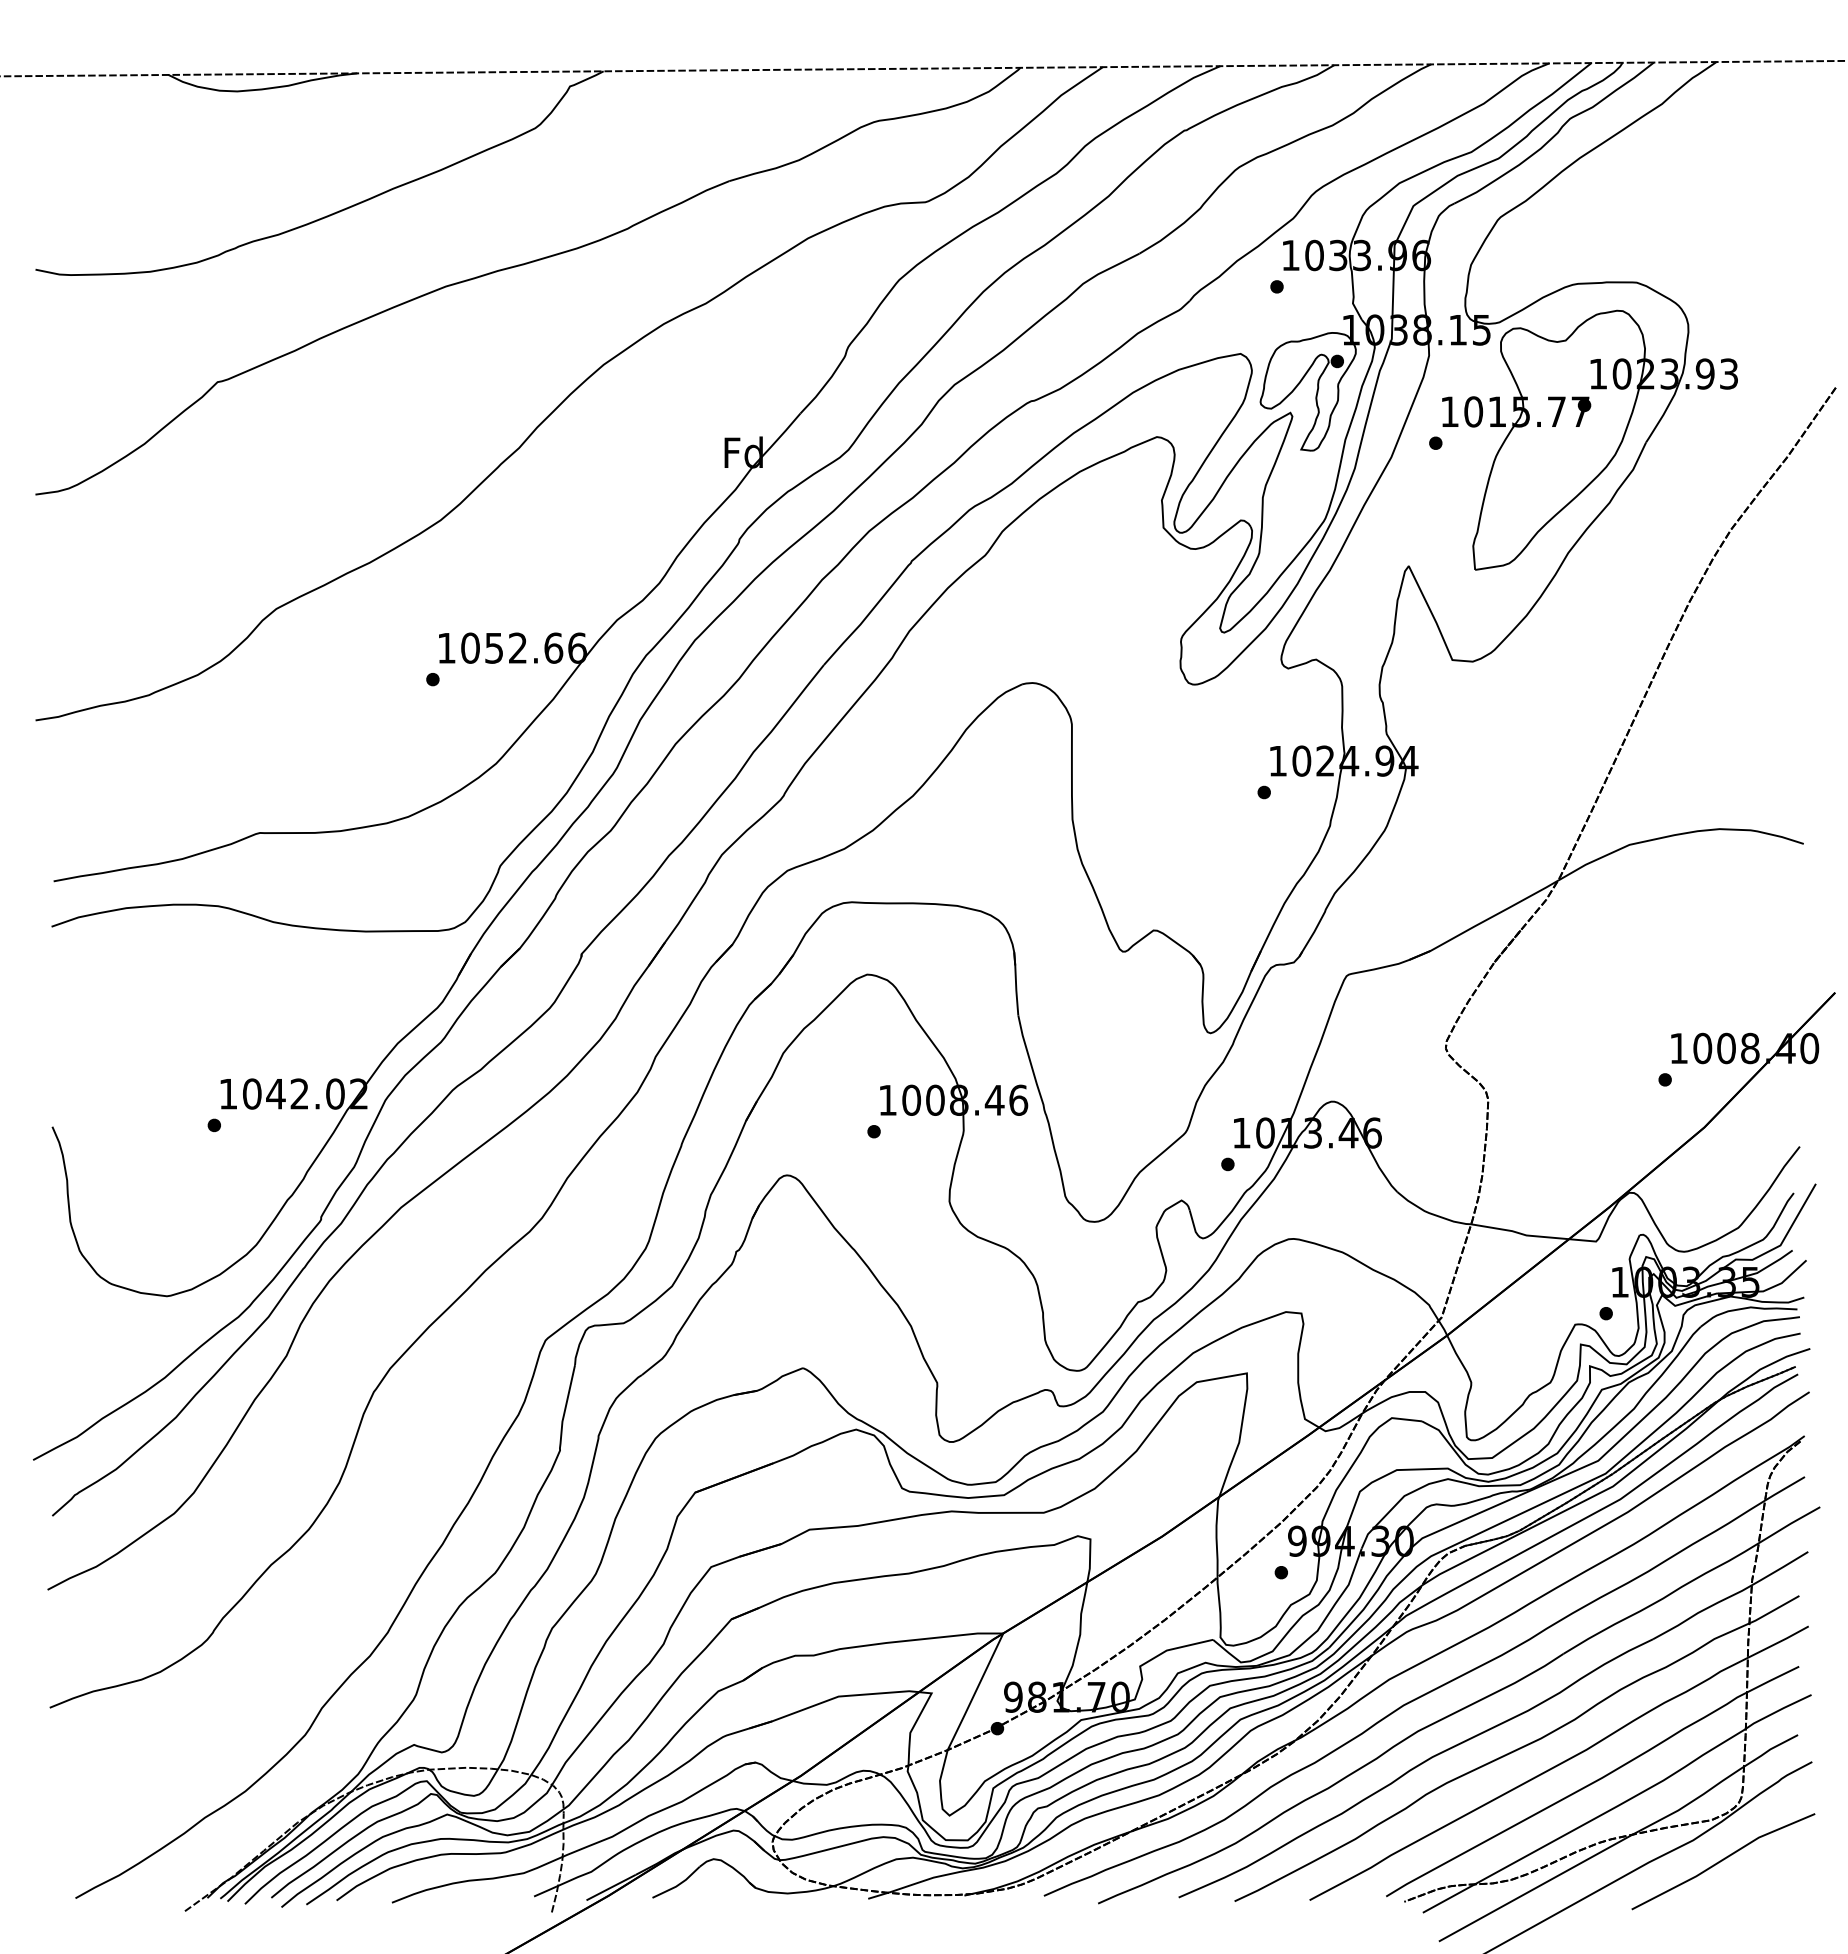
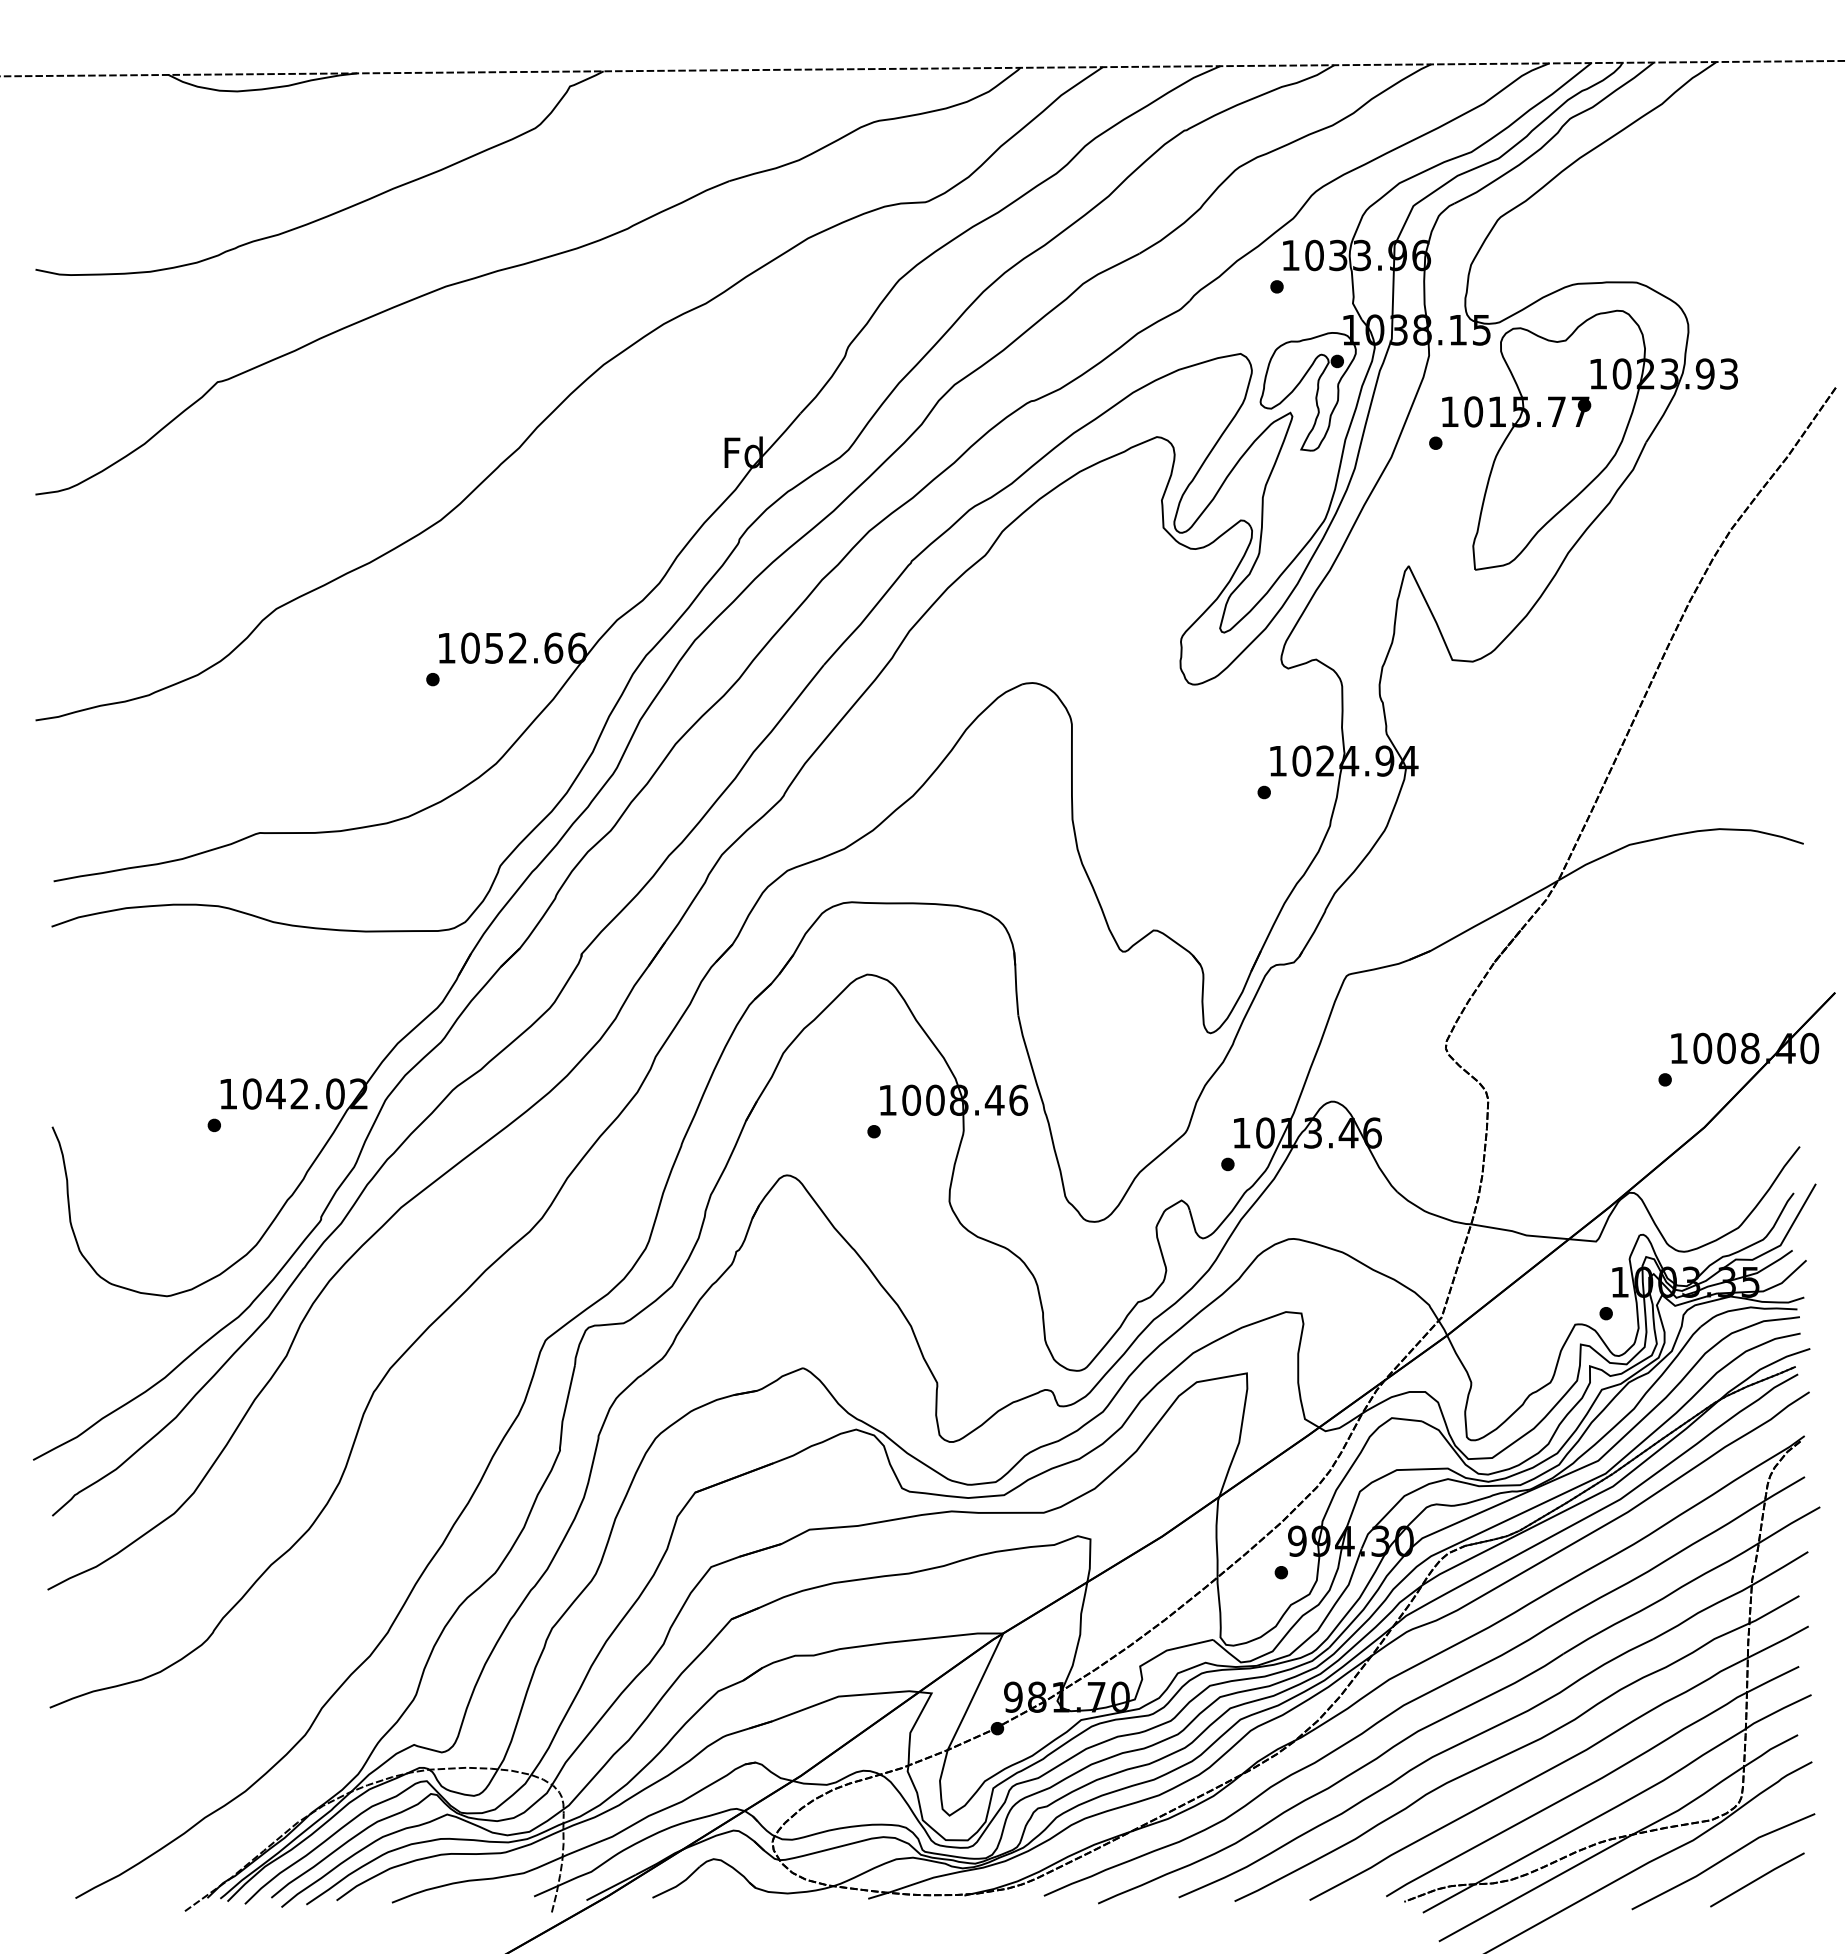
line: none -> present (1757, 1879)
